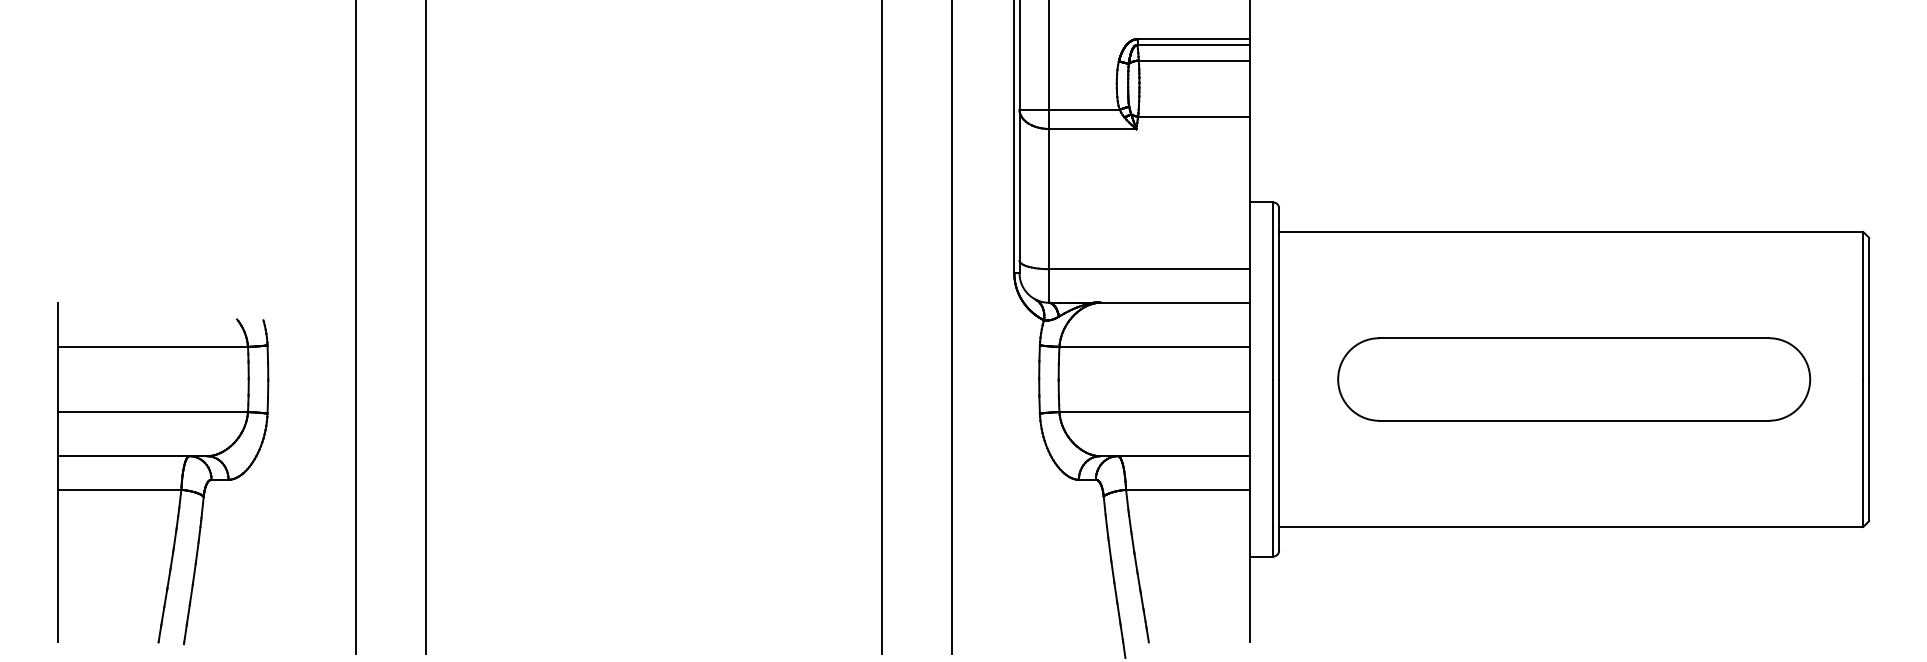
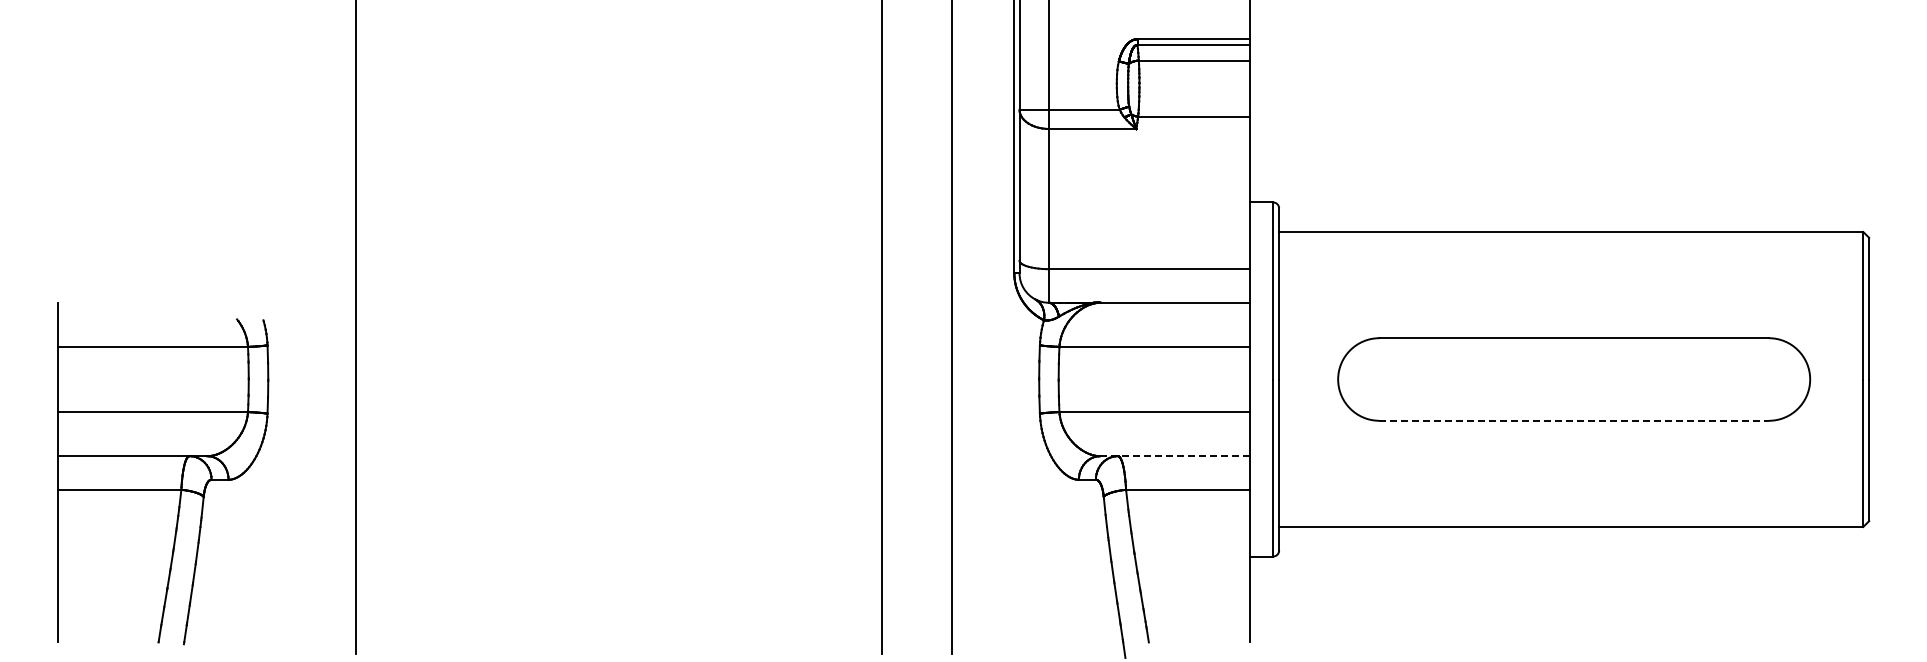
line: present -> none (425, 328)
line: solid -> dashed (1574, 420)
line: solid -> dashed (1174, 456)
